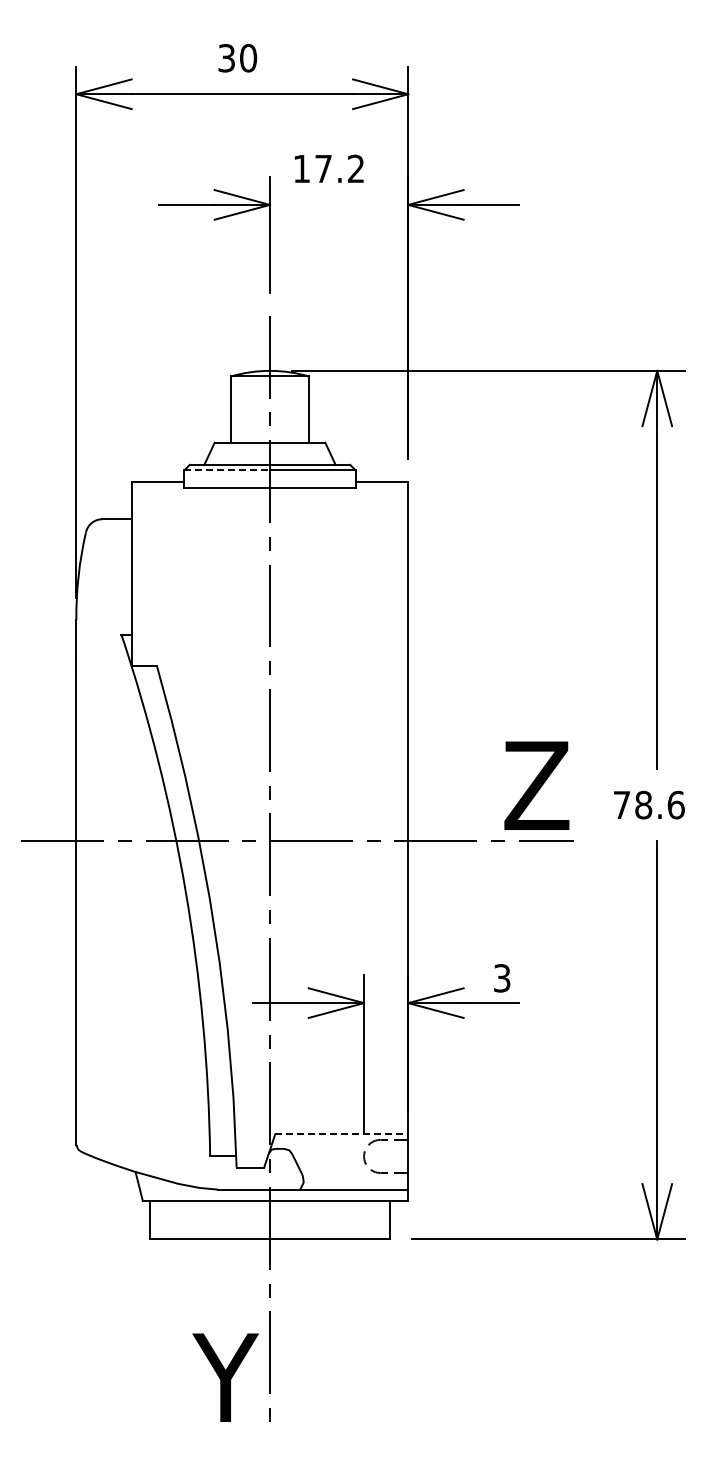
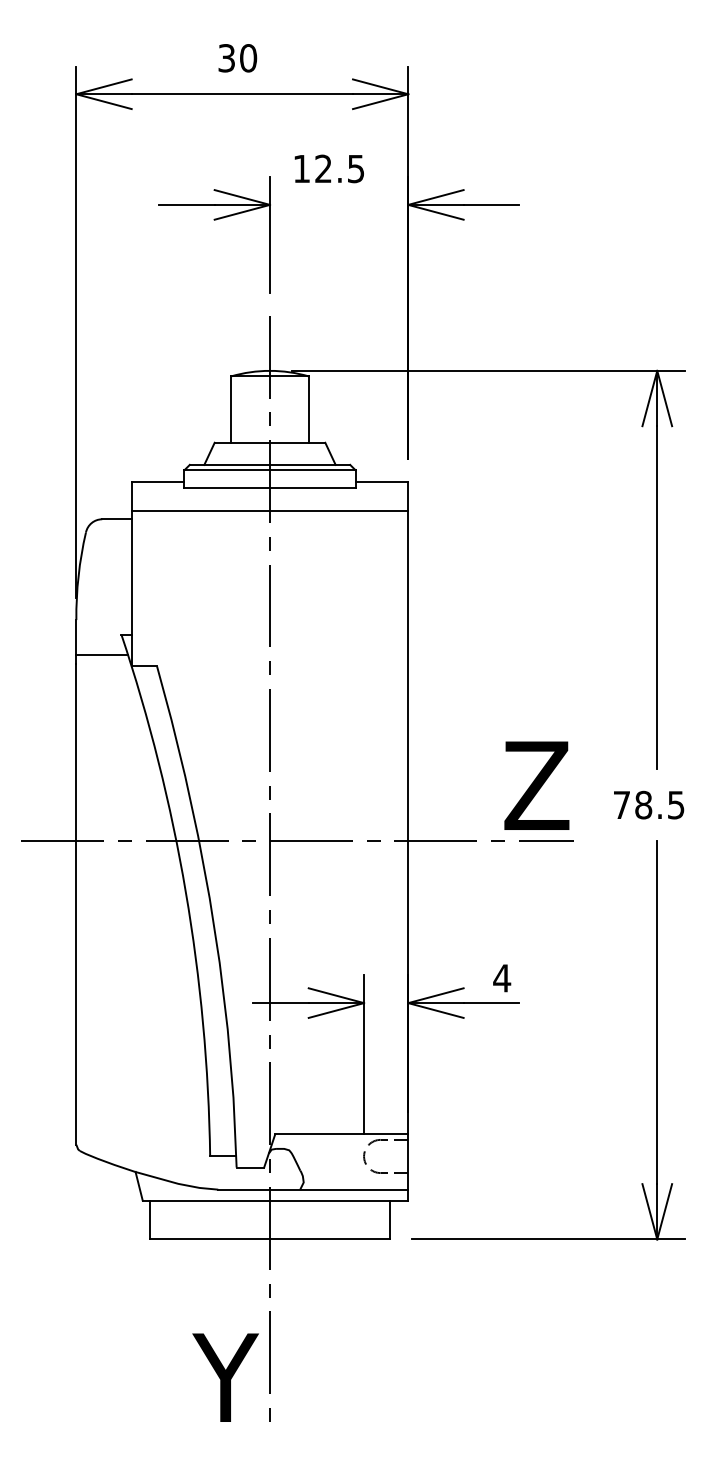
text: 17.2 -> 12.5 (339, 168)
line: dashed -> solid (227, 470)
line: none -> present (269, 511)
line: none -> present (102, 655)
text: 78.6 -> 78.5 (675, 804)
text: 3 -> 4 (502, 978)
line: dashed -> solid (341, 1134)
